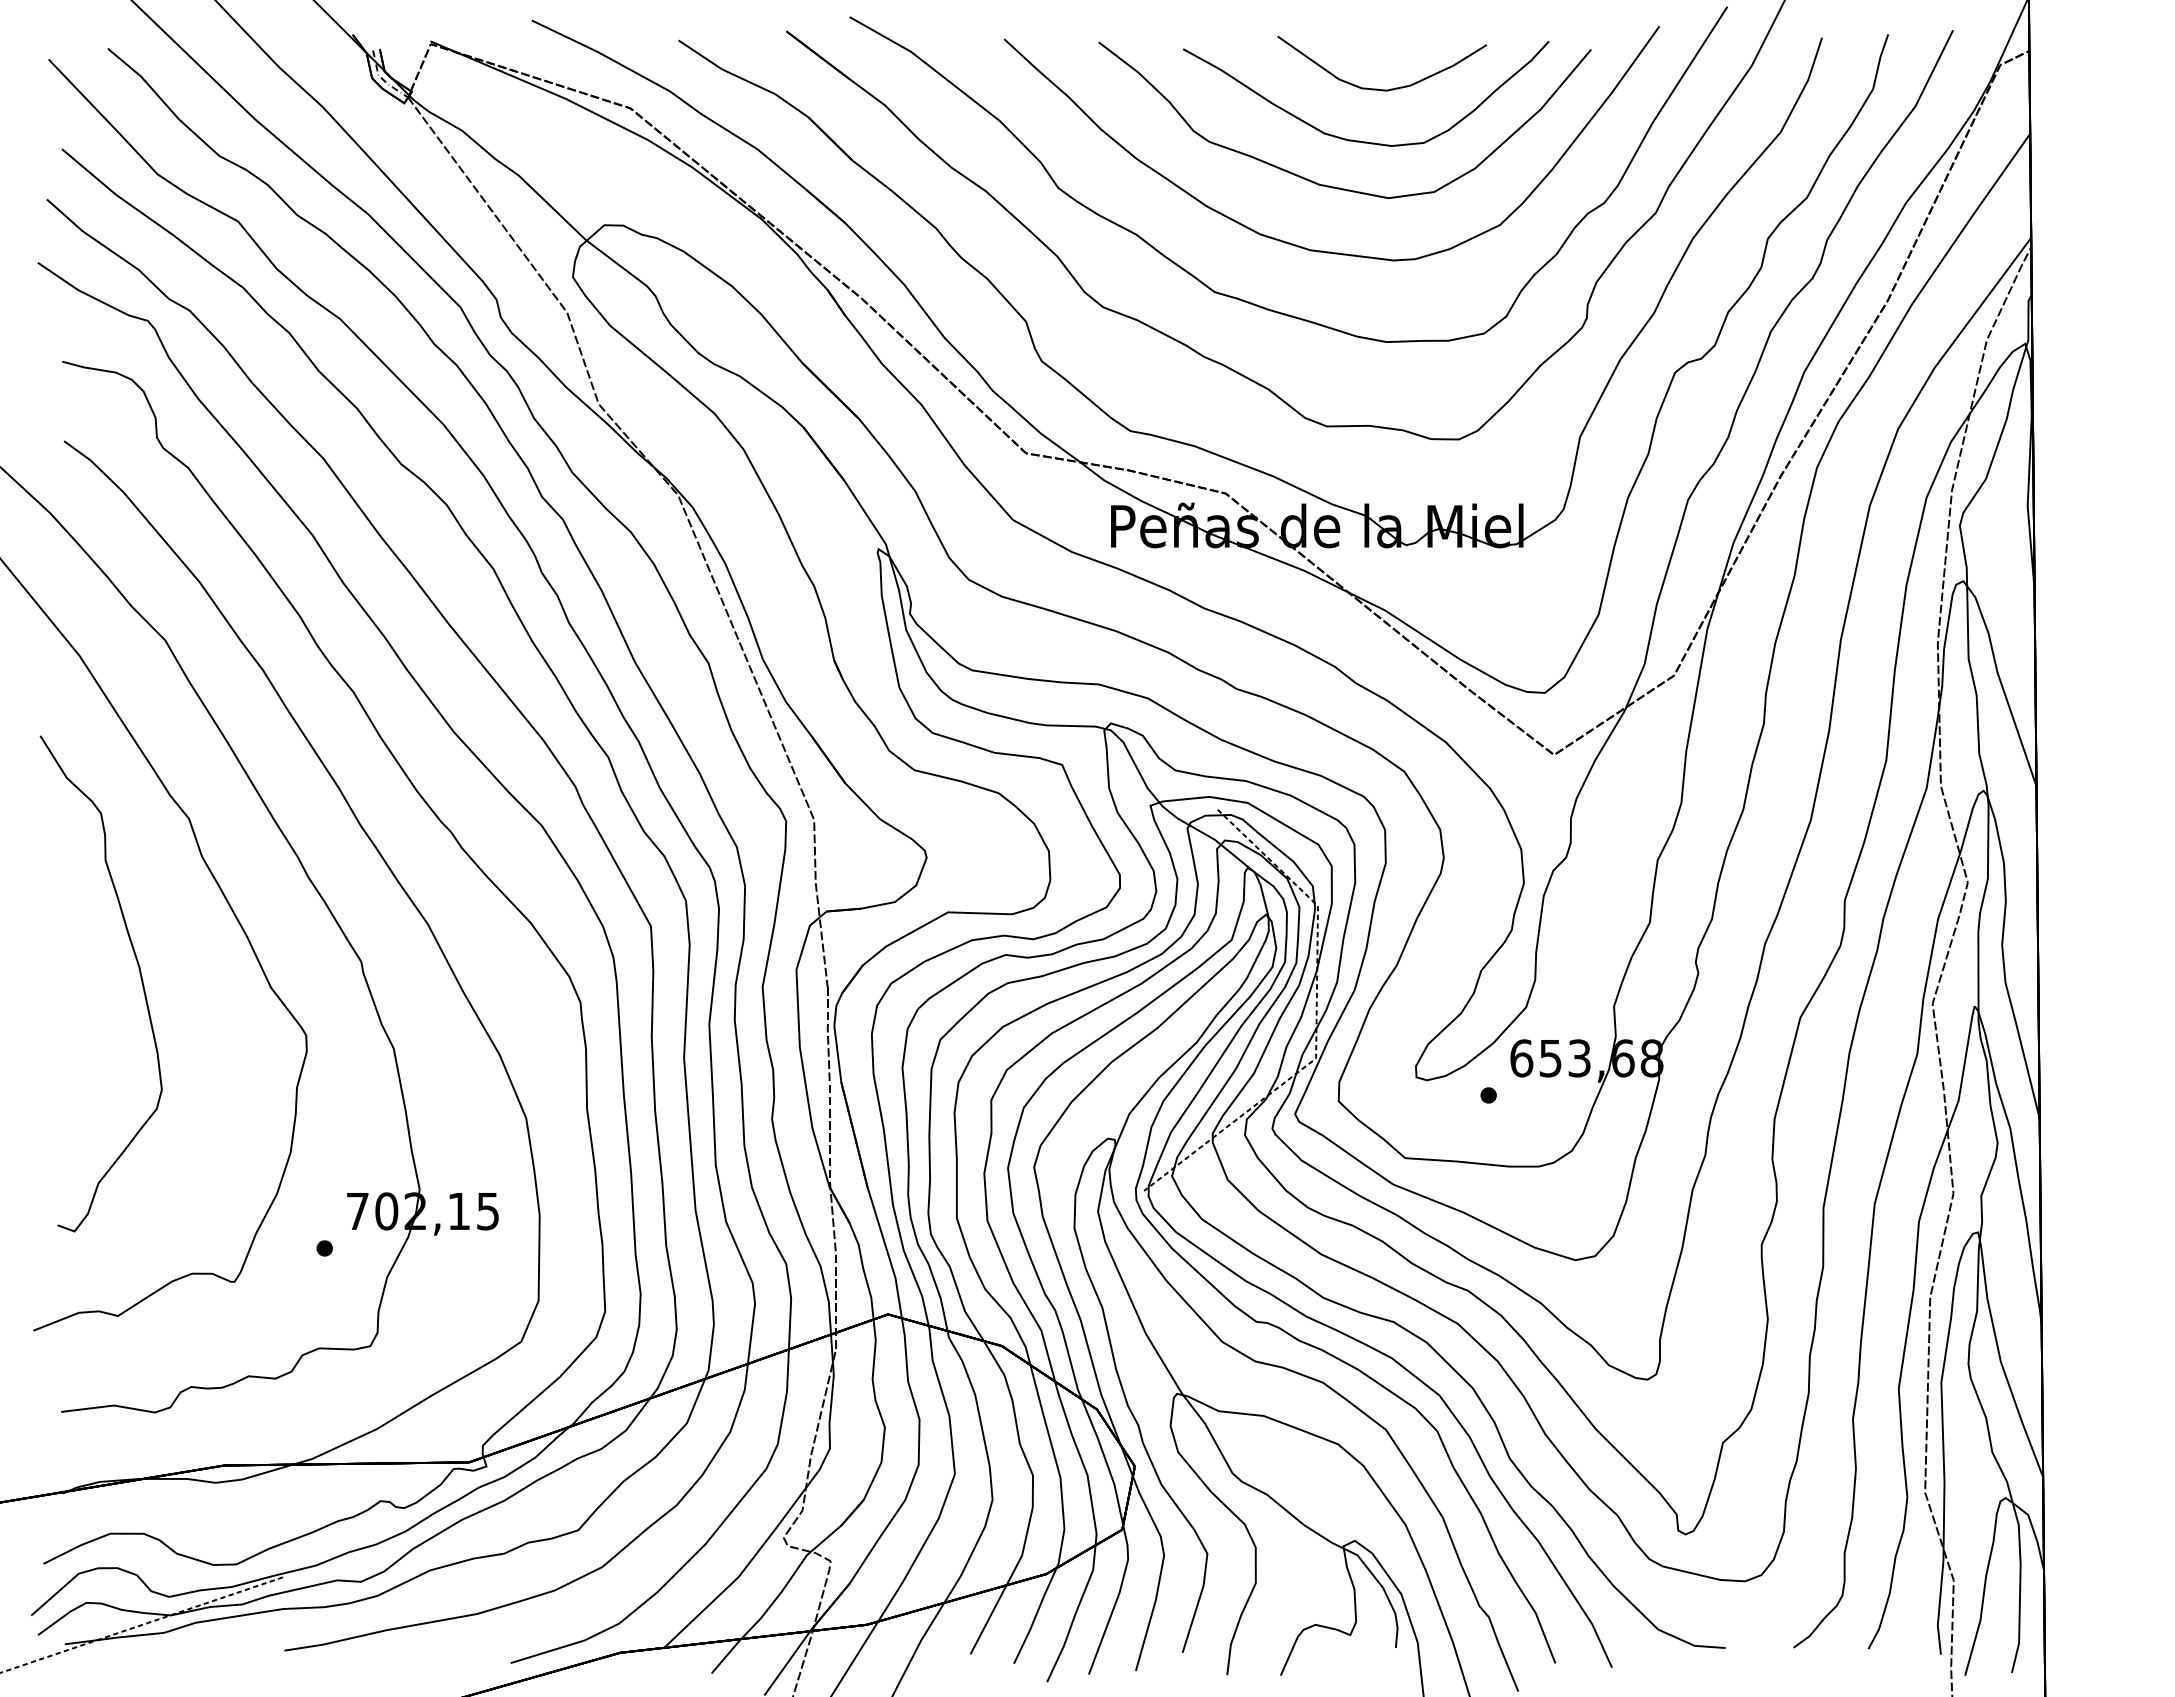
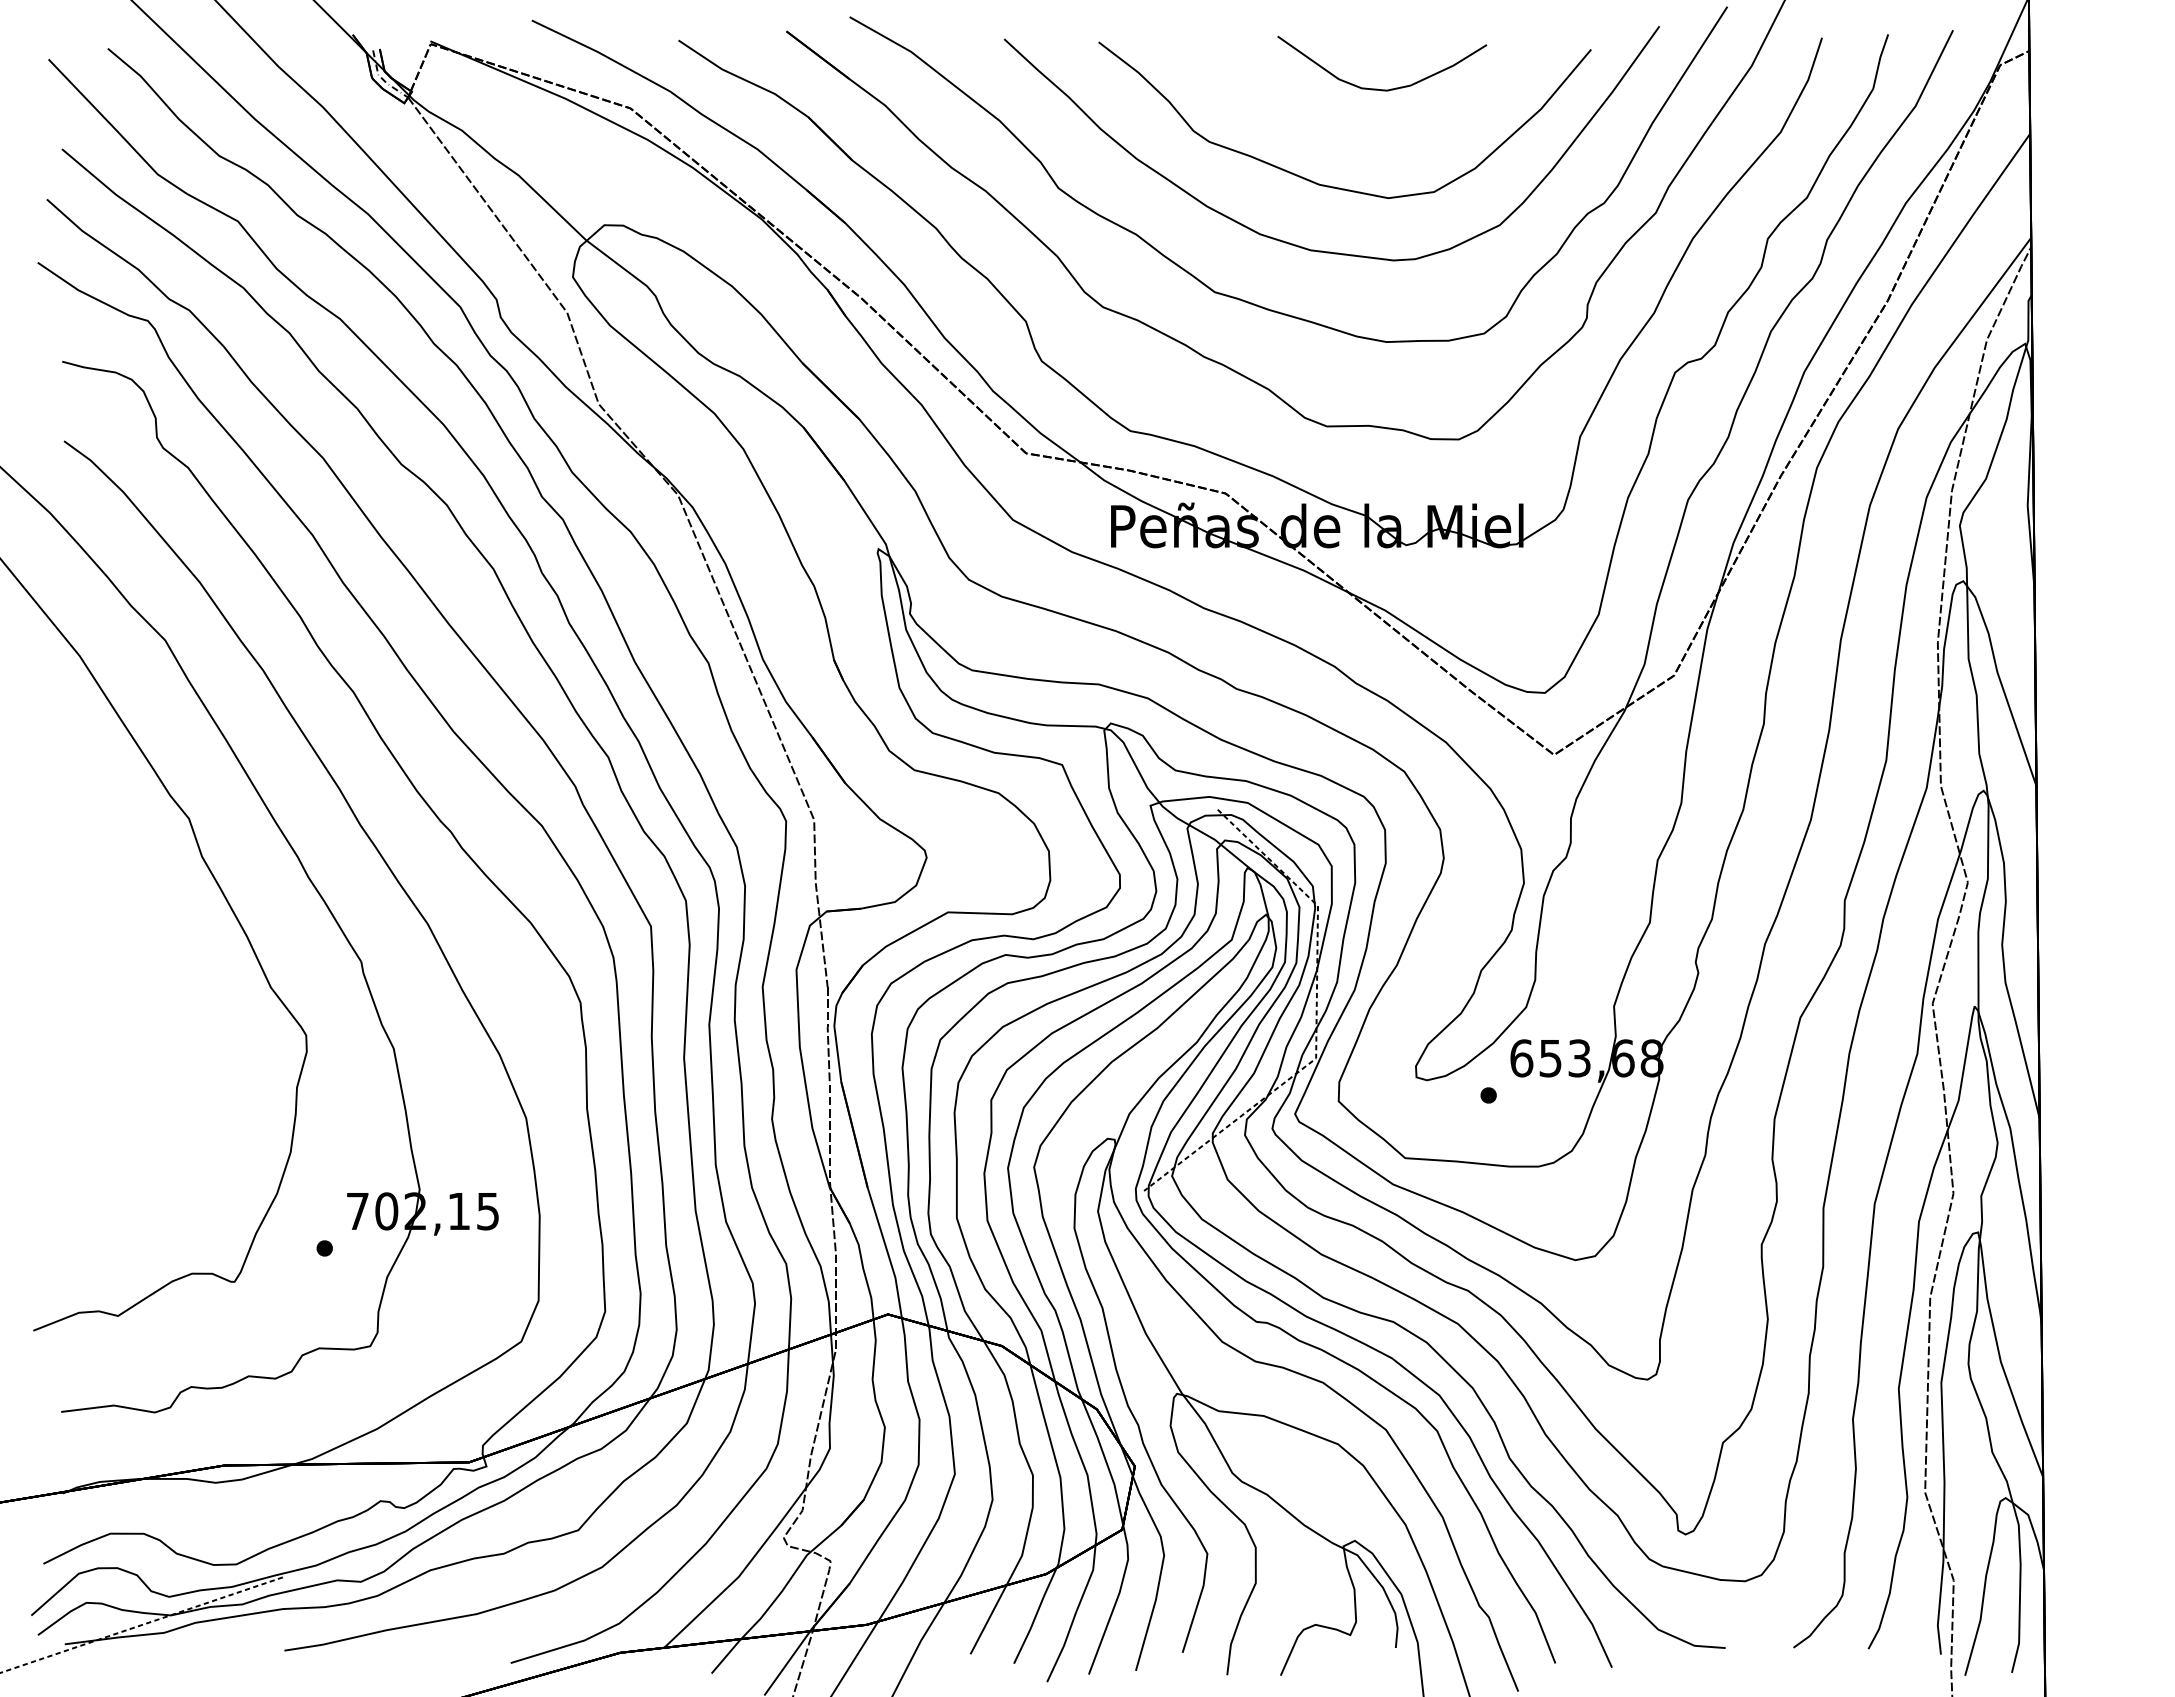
curve: present -> none (1359, 140)
curve: present -> none (139, 973)
